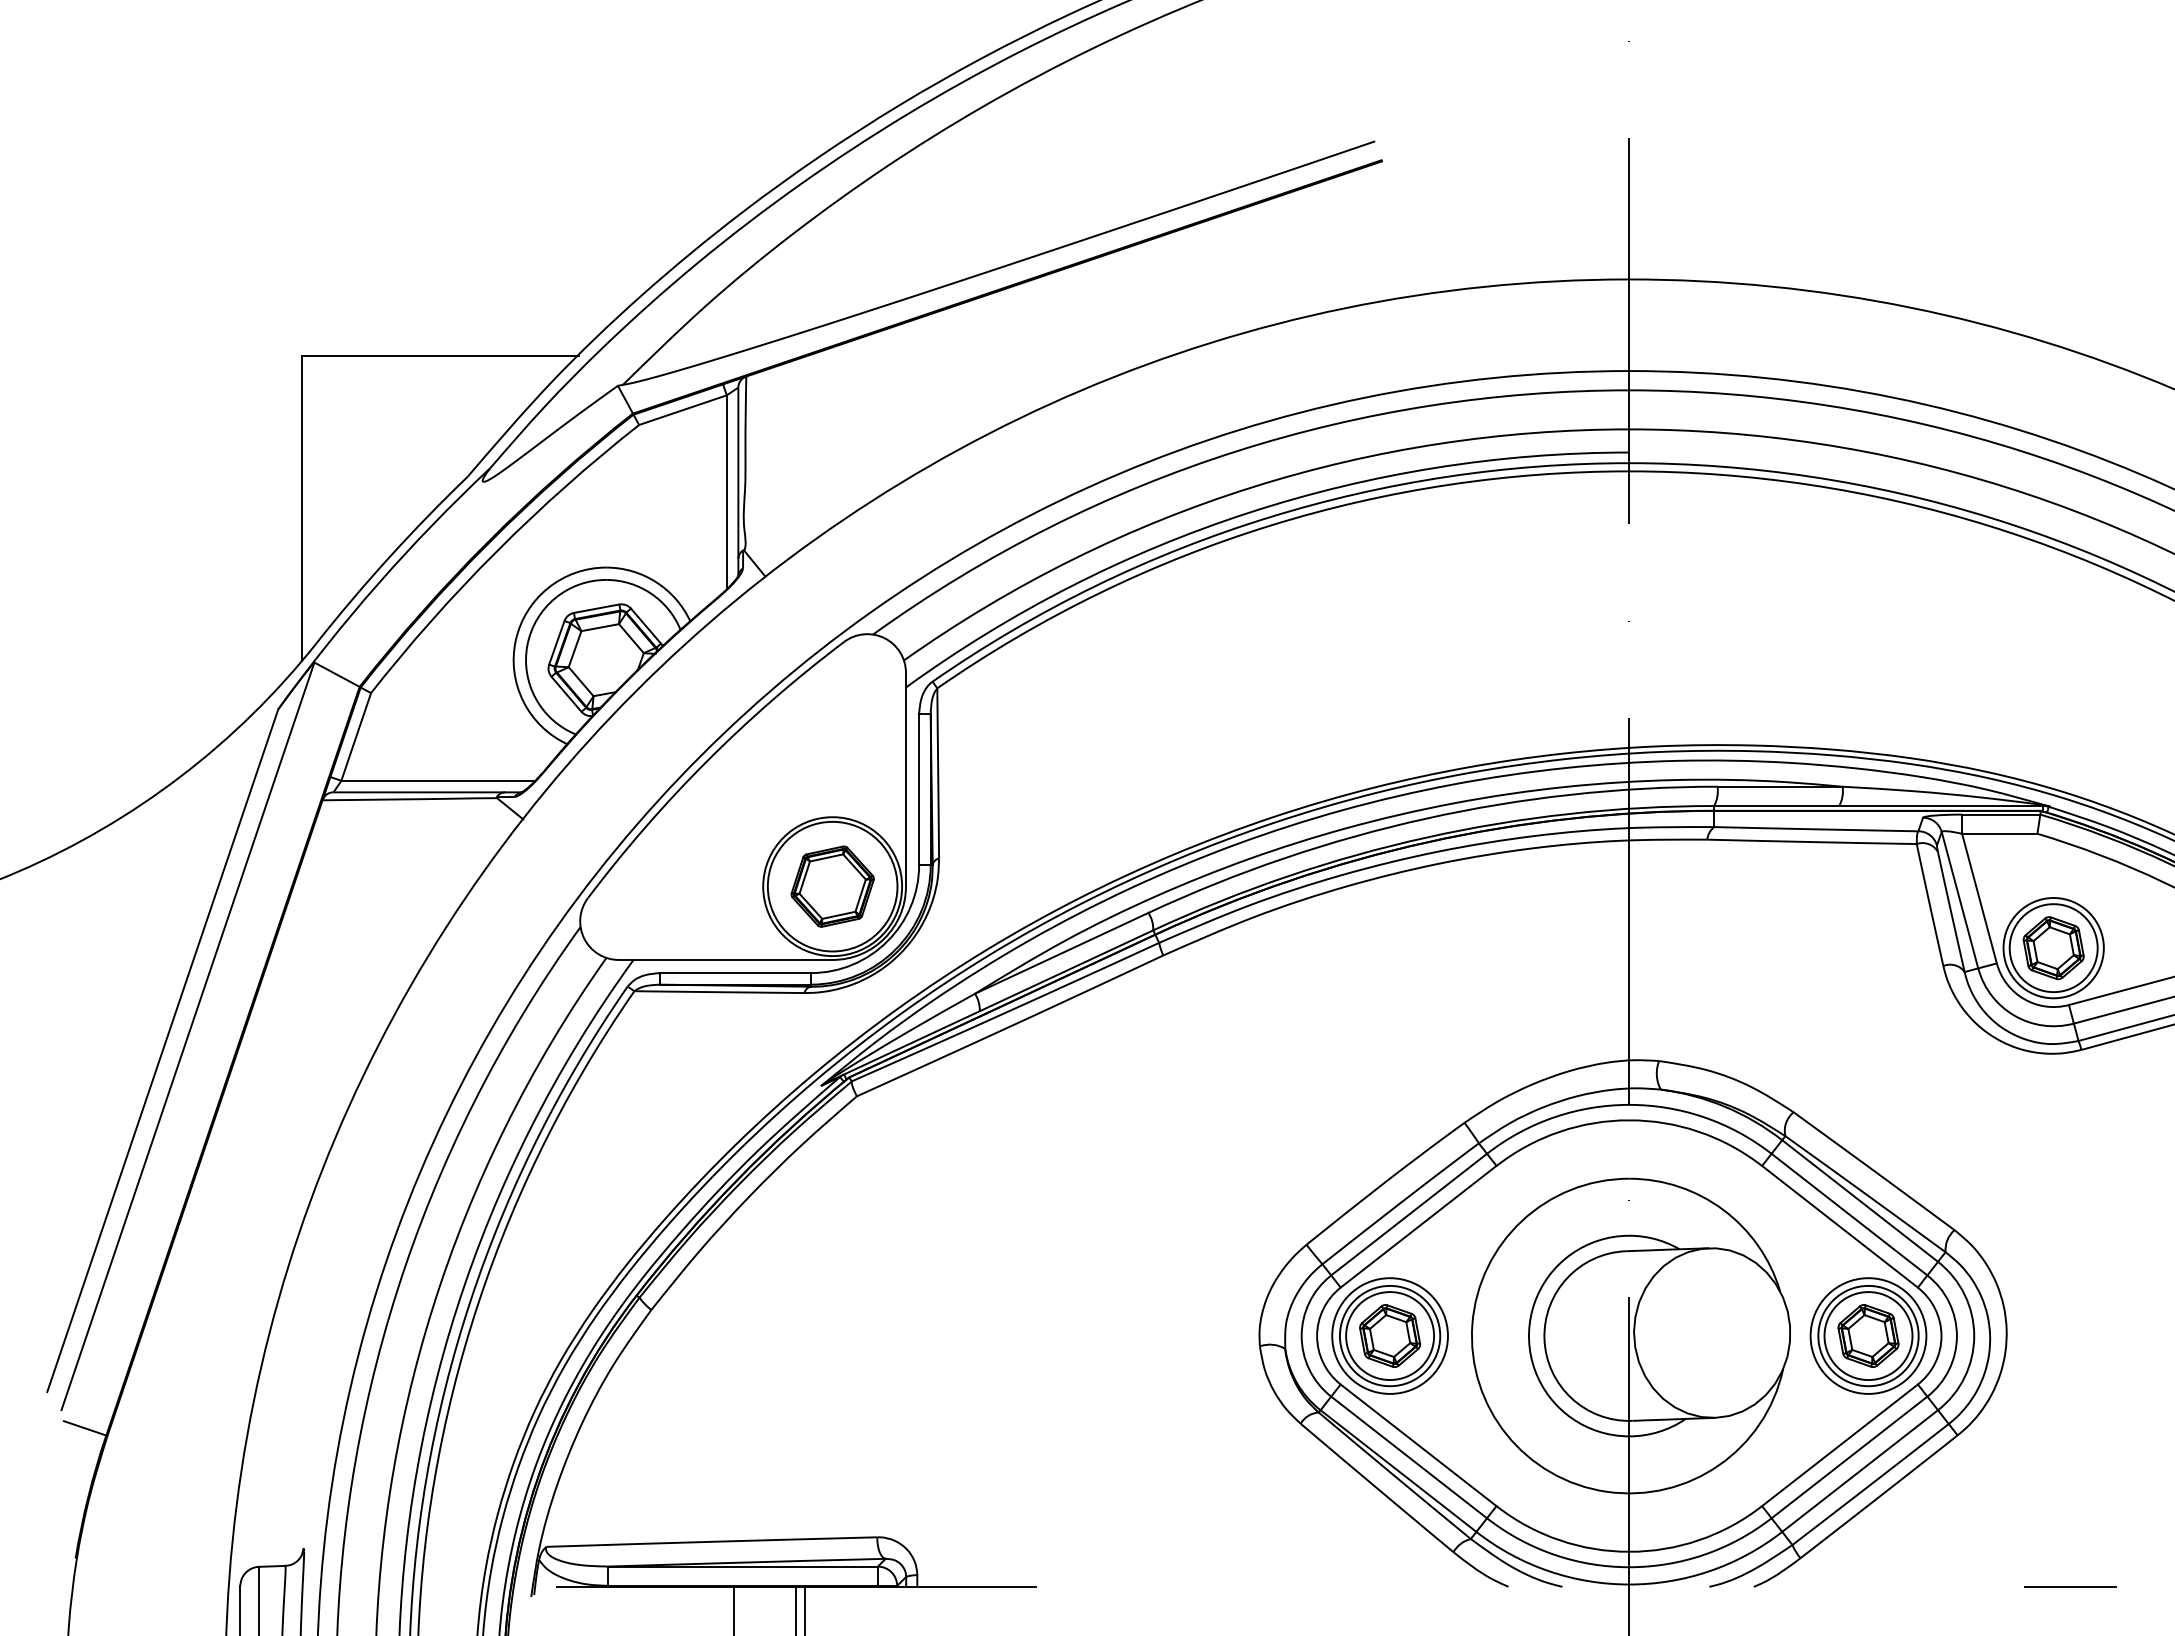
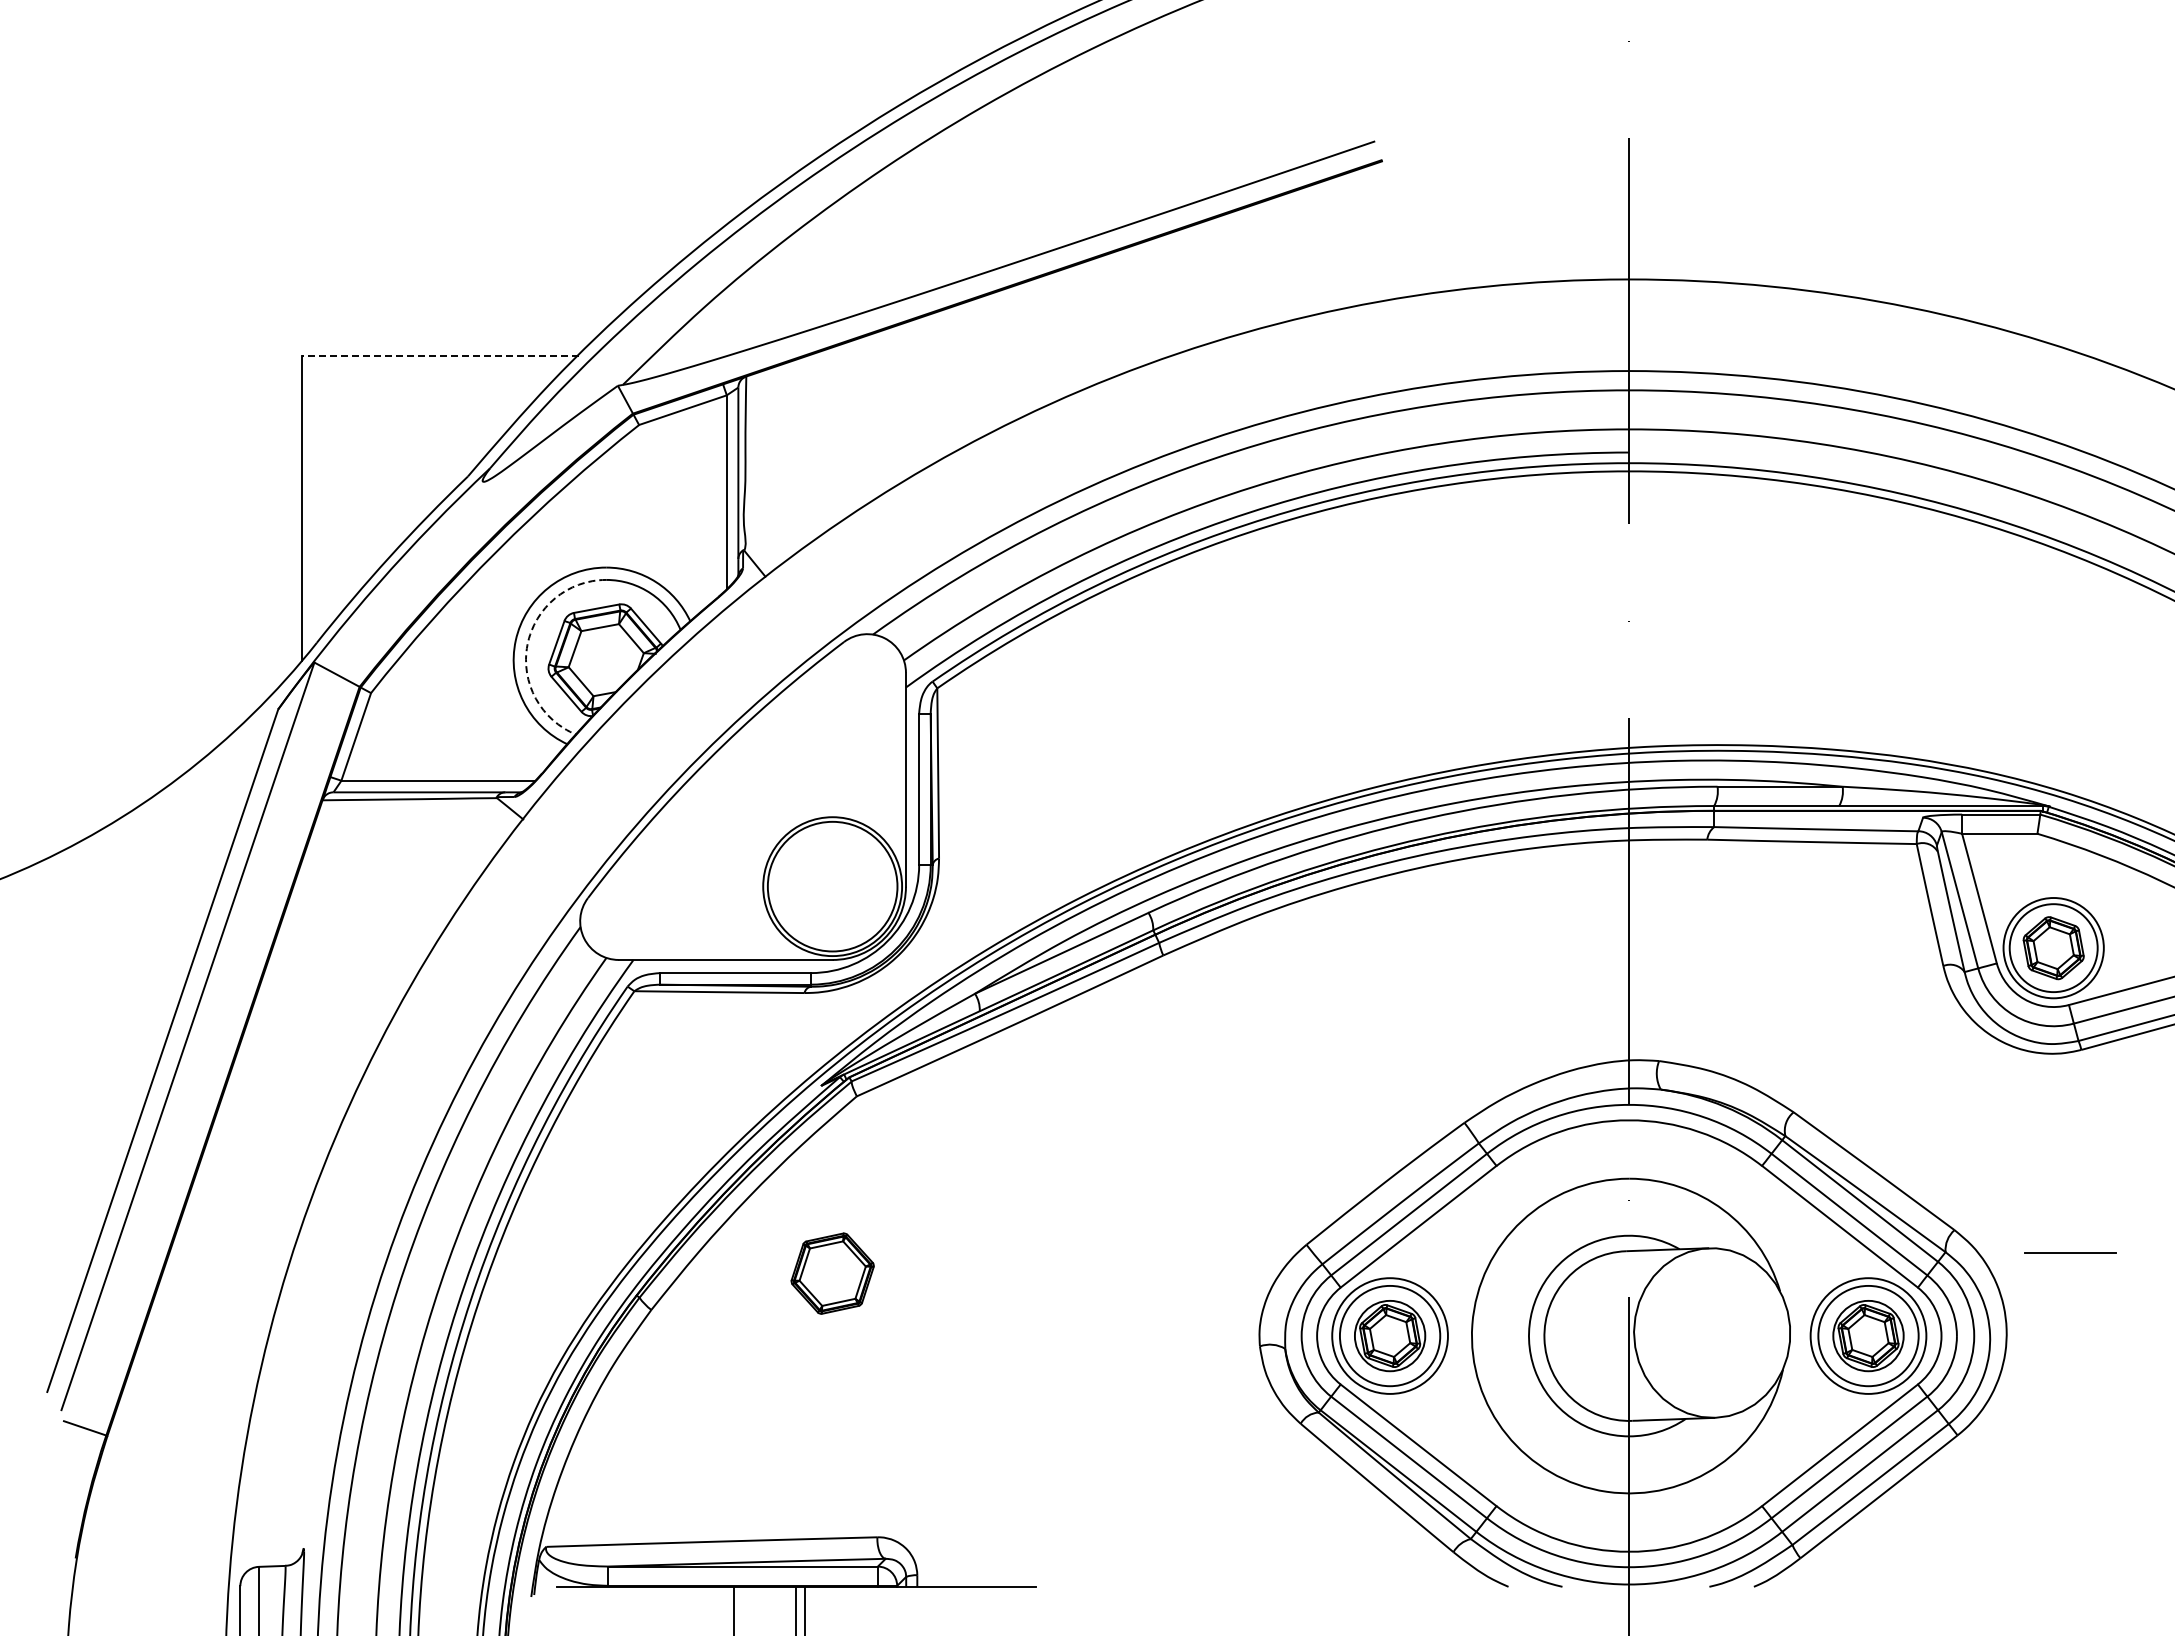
line: solid -> dashed (439, 356)
arc: solid -> dashed (527, 645)
part position: (832, 886) -> (832, 1273) (832, 1273)
circle diameter: 88 px -> 70 px (1389, 1335)
circle diameter: 88 px -> 70 px (1868, 1335)
line position: (2070, 1586) -> (2070, 1252) (2070, 1252)
